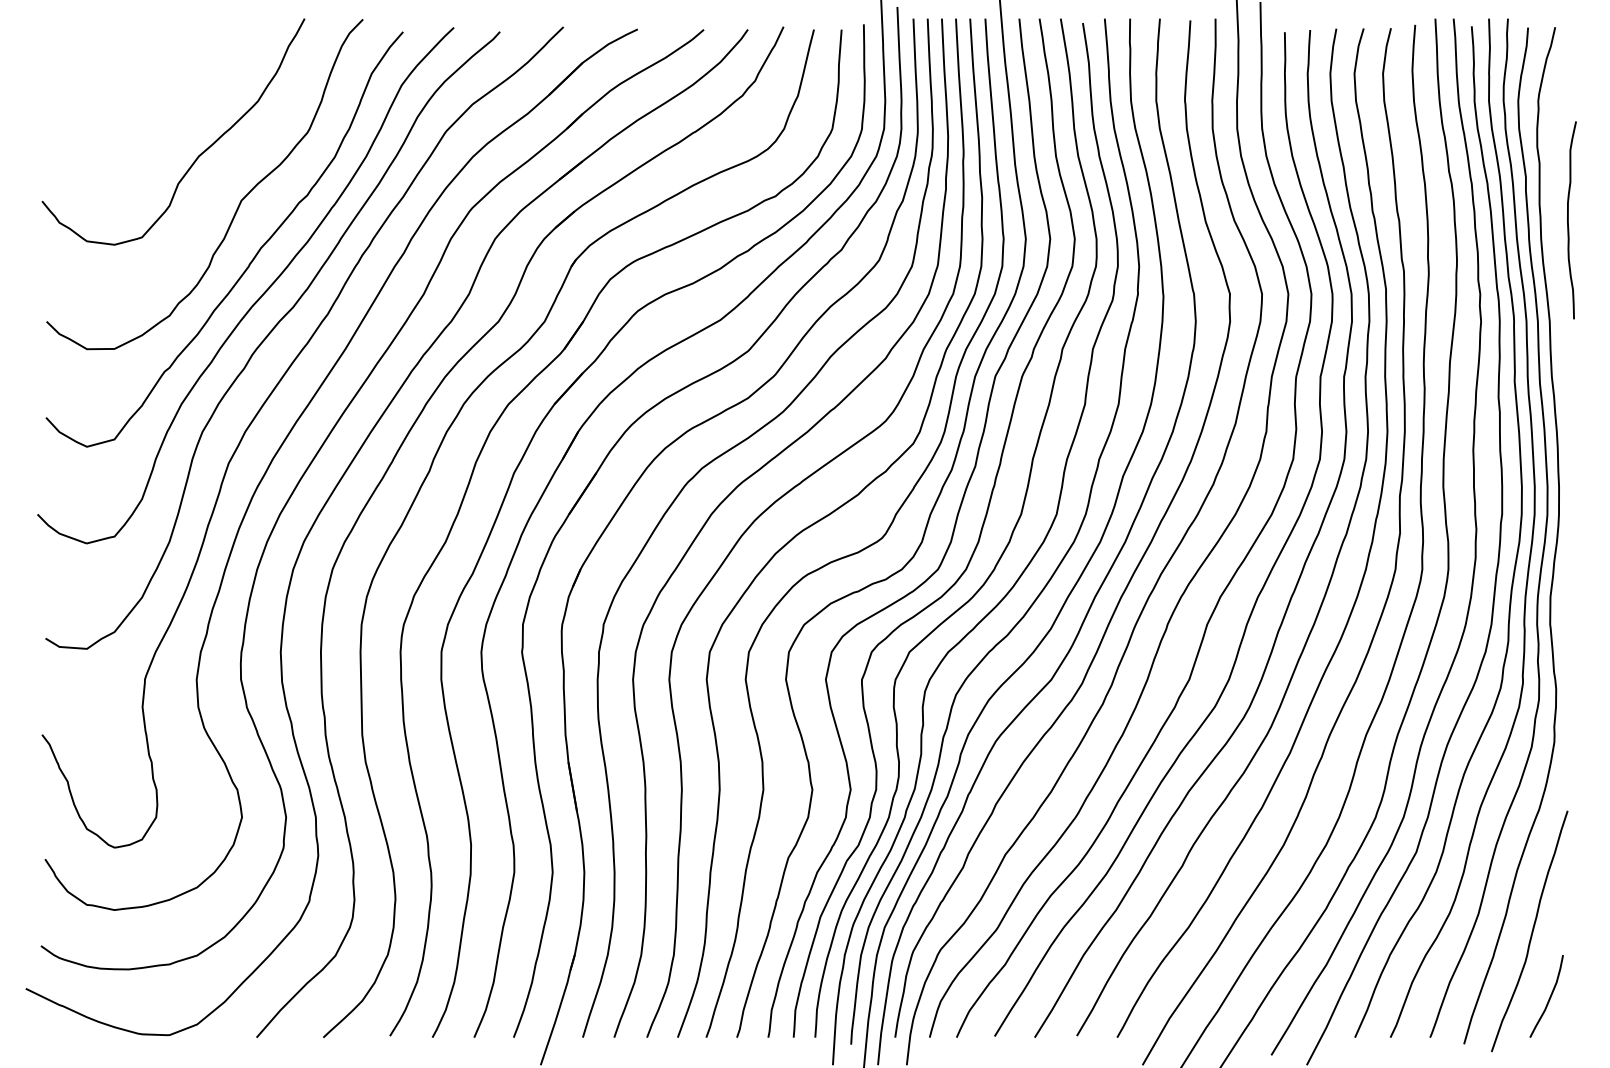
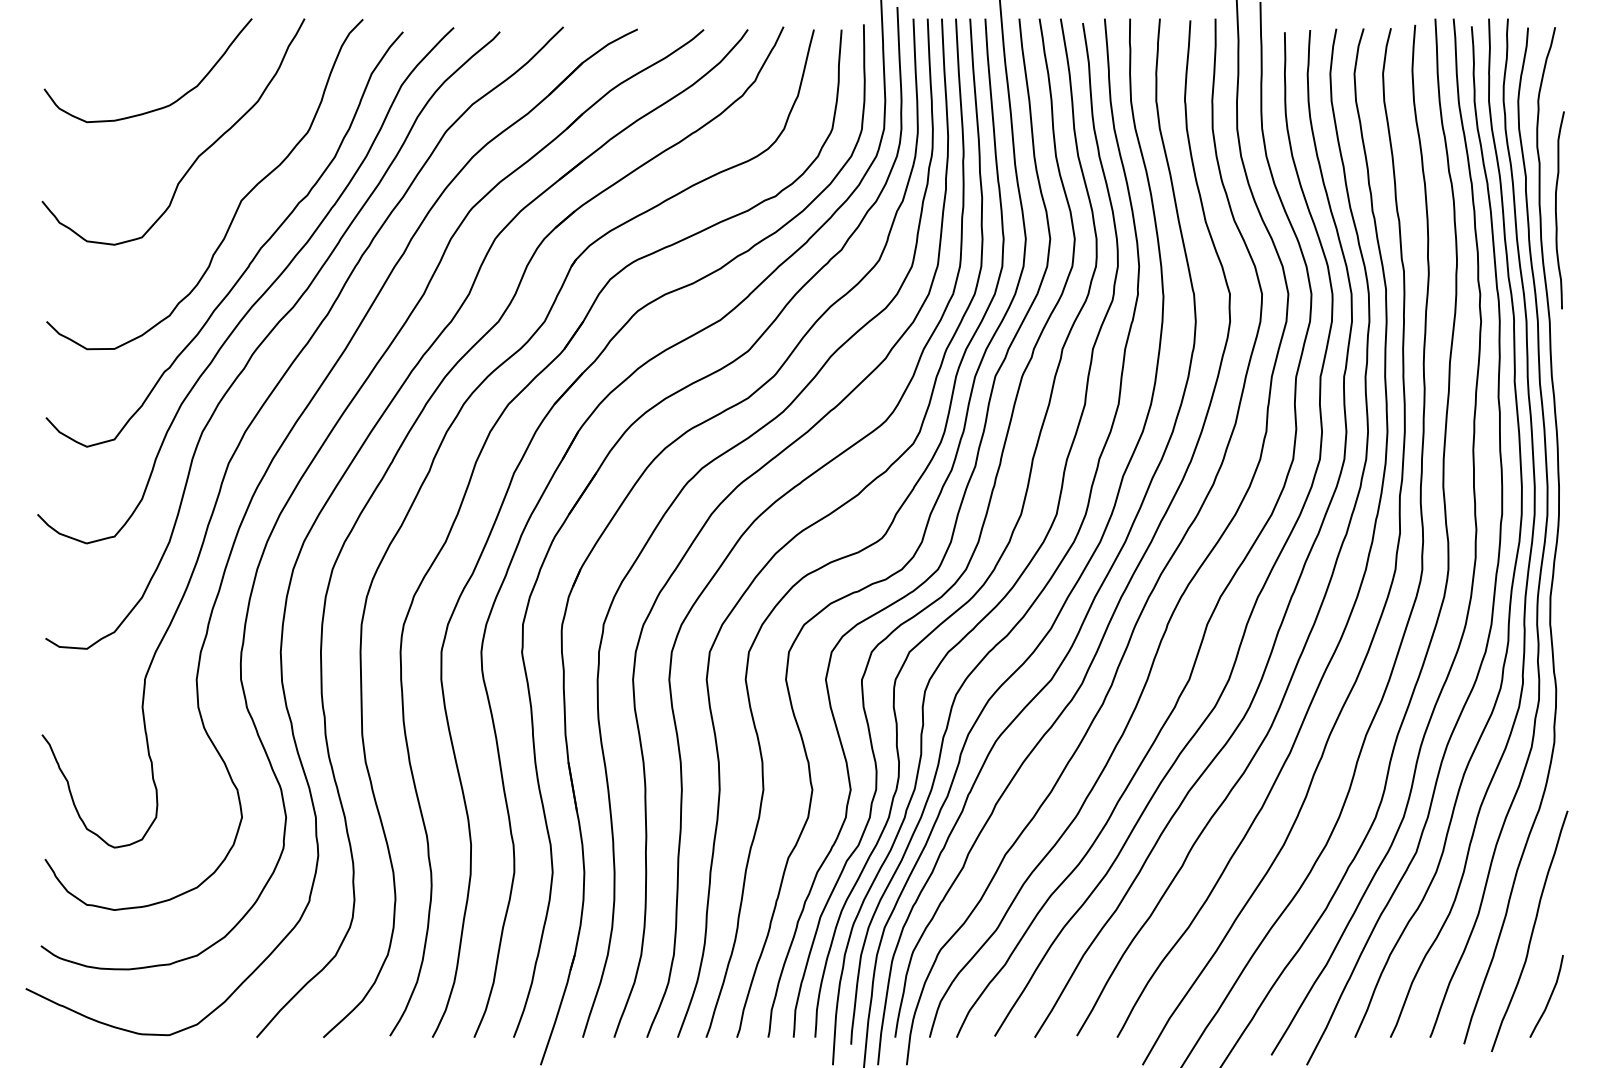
curve: none -> present (160, 107)
curve position: (1568, 220) -> (1556, 210) (1556, 210)
